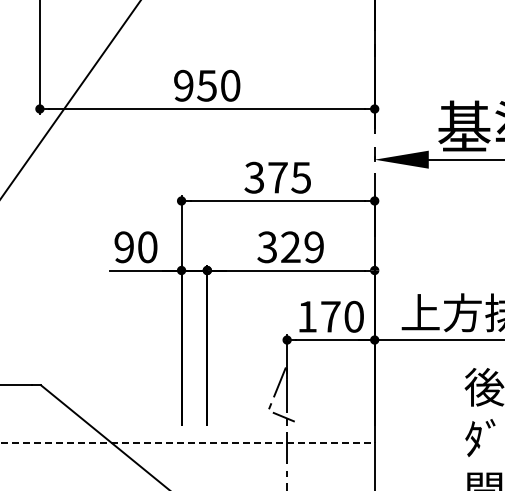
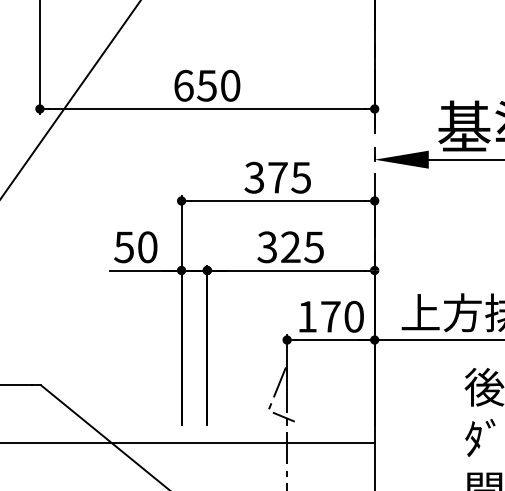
text: 950 -> 650 (183, 85)
text: 90 -> 50 (123, 247)
text: 329 -> 325 (313, 247)
line: dashed -> solid (187, 443)
